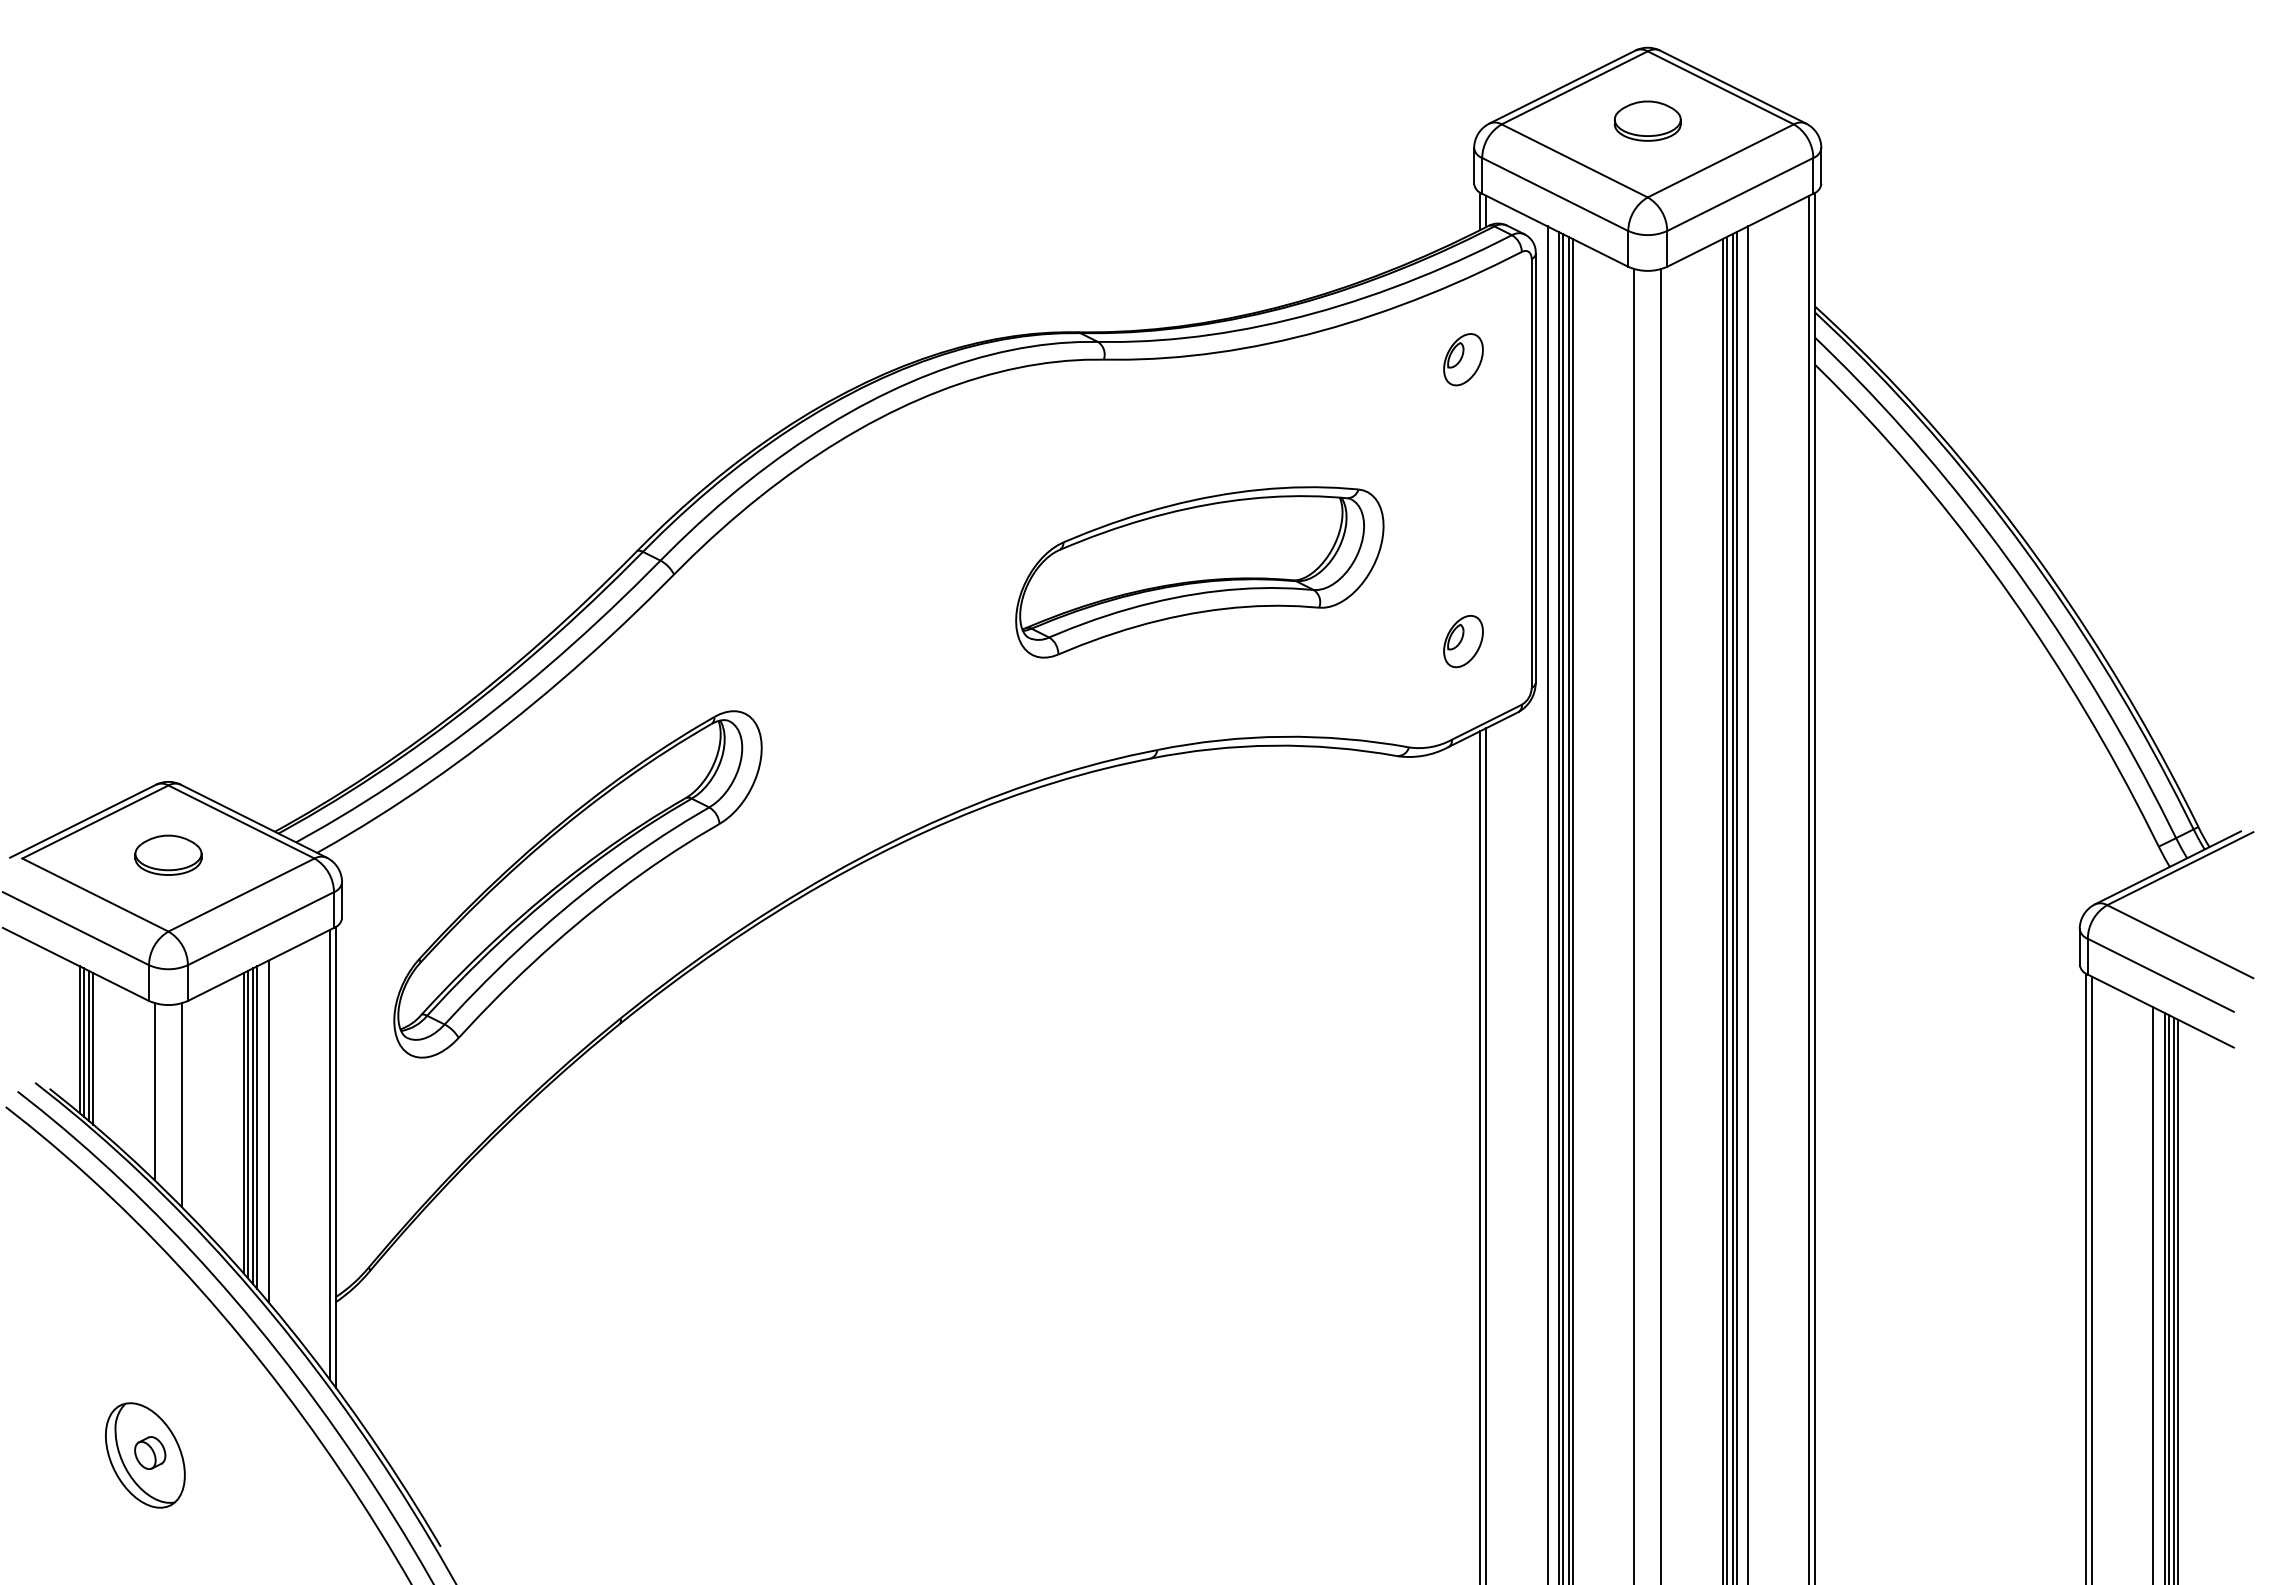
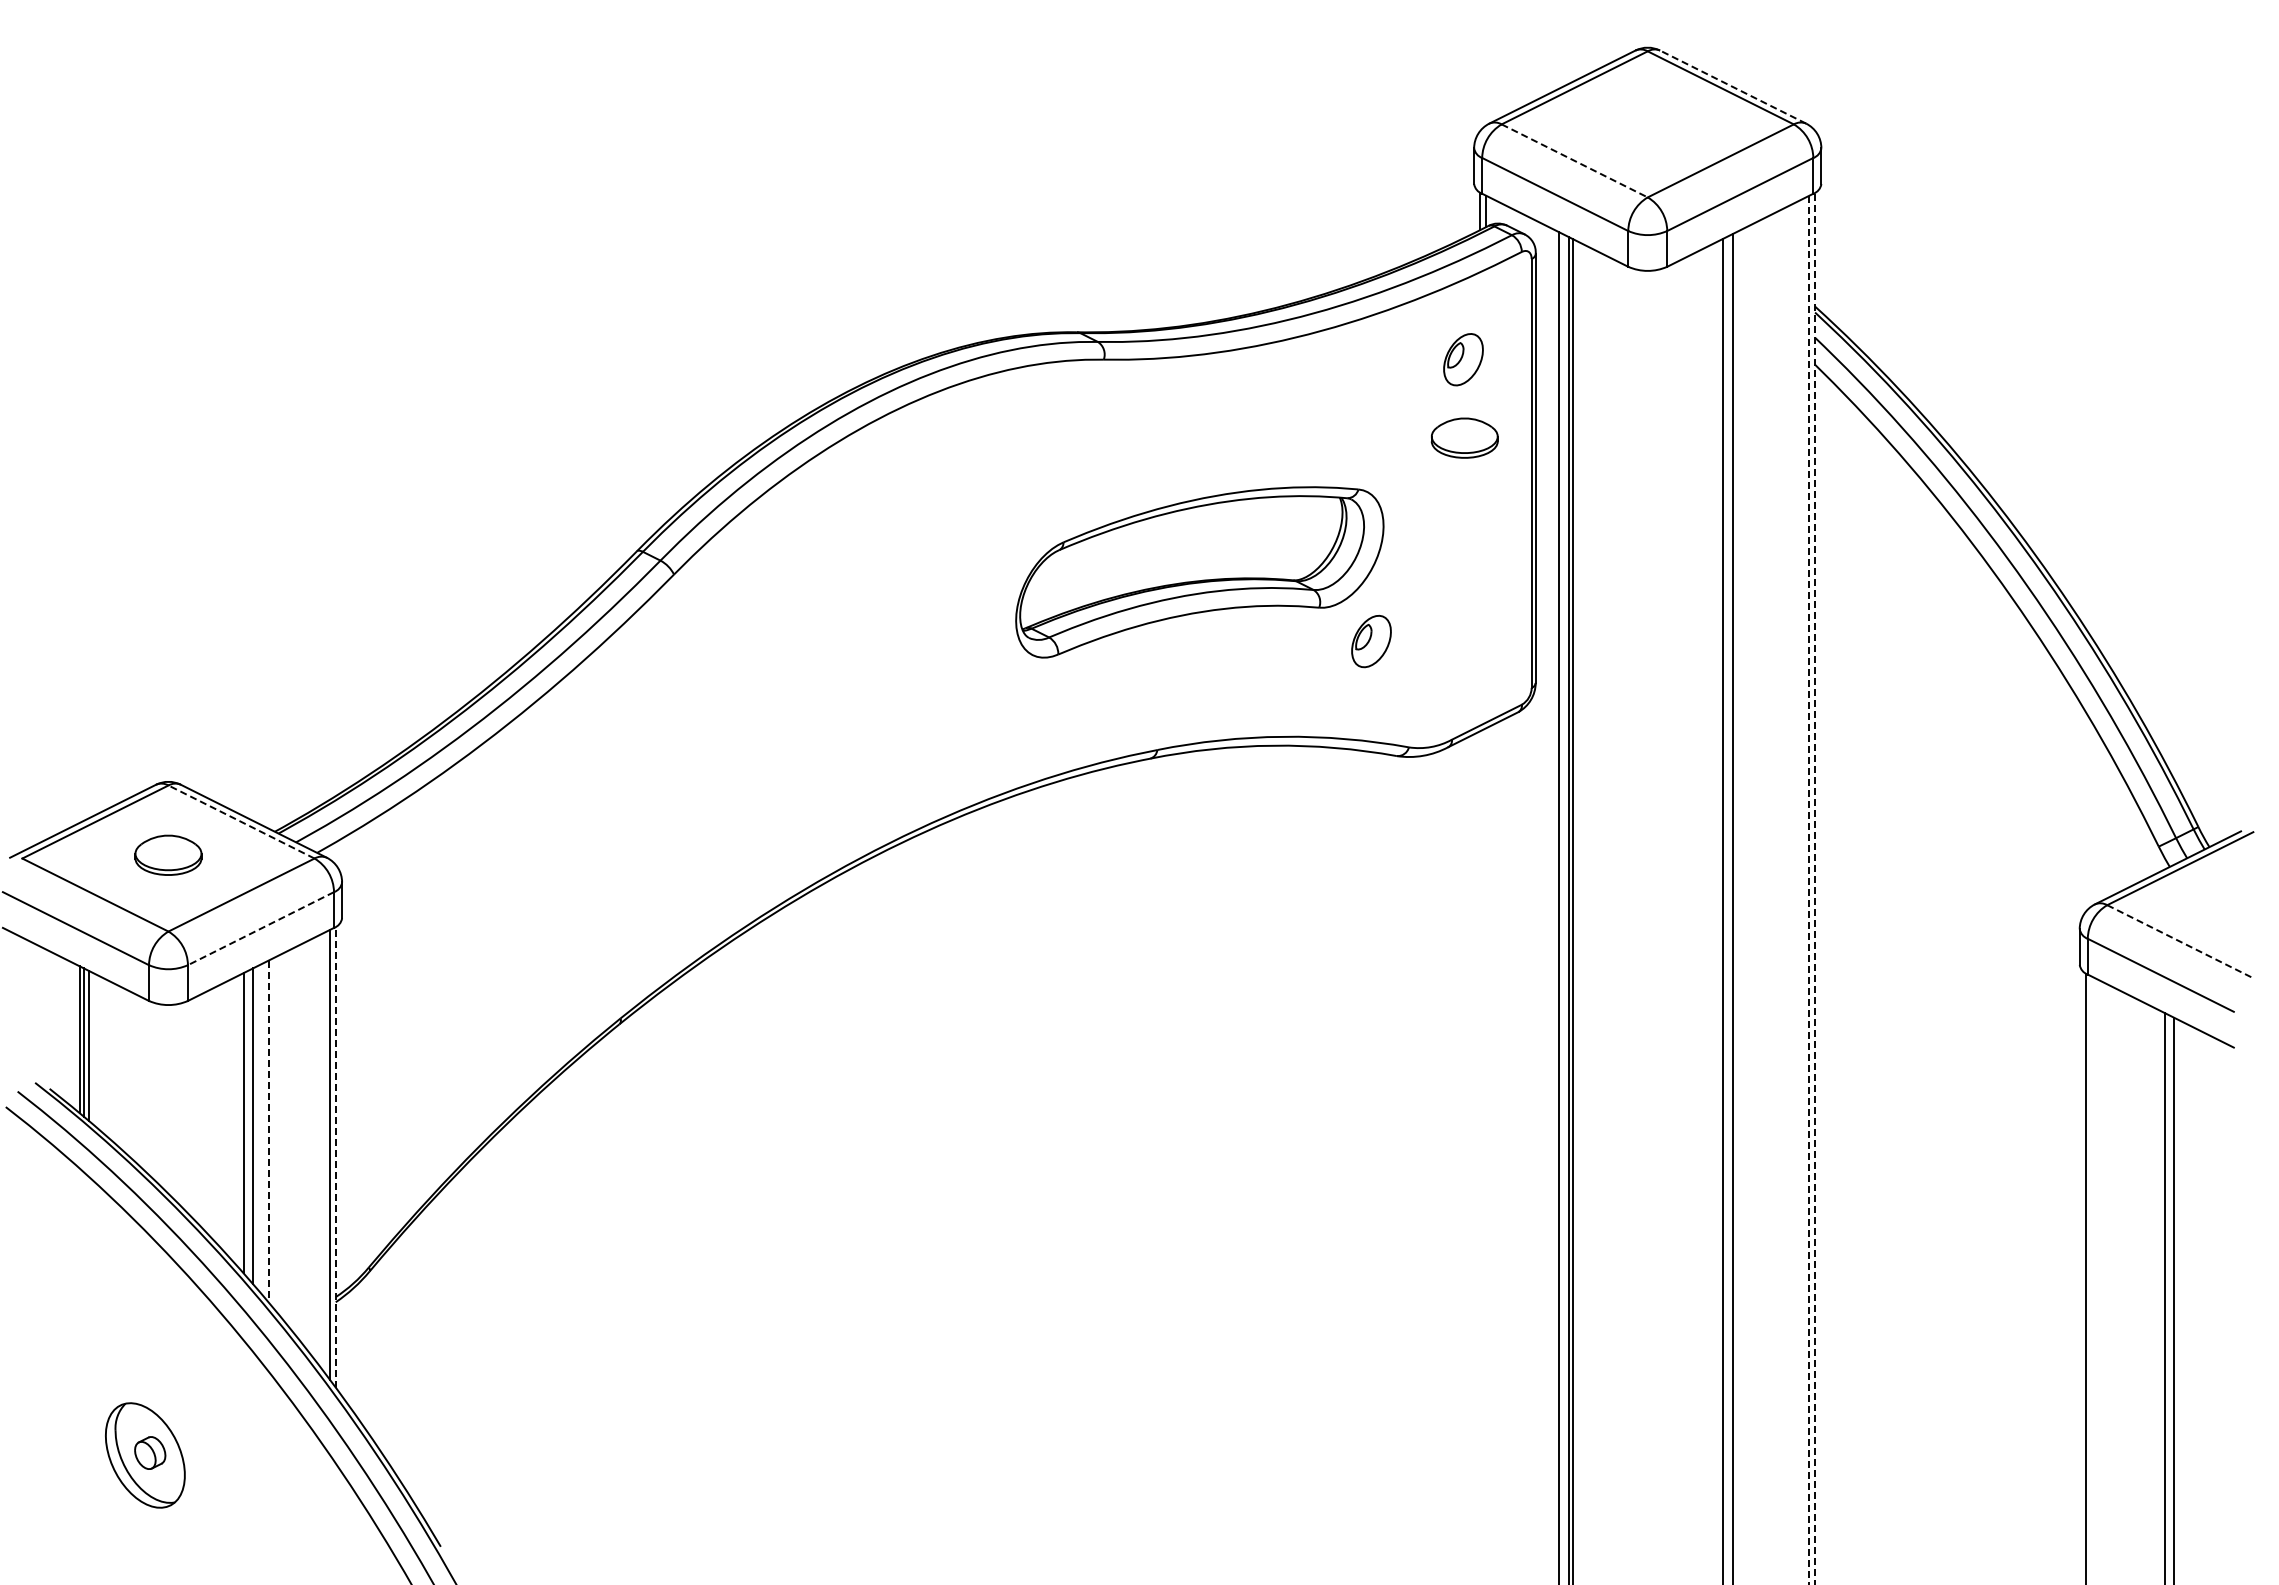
line: solid -> dashed (1733, 87)
part position: (1647, 120) -> (1464, 437) (1464, 437)
line: solid -> dashed (1574, 160)
part position: (1463, 641) -> (1371, 641) (1371, 641)
line: solid -> dashed (241, 822)
part: present -> none (577, 884)
line: solid -> dashed (1815, 888)
line: solid -> dashed (1809, 890)
line: present -> none (1547, 903)
line: present -> none (1747, 903)
line: present -> none (1736, 906)
line: present -> none (1563, 907)
line: present -> none (1726, 908)
line: present -> none (1634, 925)
line: present -> none (1661, 925)
line: solid -> dashed (261, 928)
line: solid -> dashed (2180, 941)
line: present -> none (93, 1048)
line: present -> none (154, 1091)
line: present -> none (182, 1105)
line: present -> none (247, 1124)
line: present -> none (257, 1127)
line: solid -> dashed (268, 1131)
line: present -> none (1486, 1154)
line: solid -> dashed (335, 1156)
line: present -> none (1480, 1156)
line: present -> none (2091, 1278)
line: present -> none (2153, 1294)
line: present -> none (2168, 1297)
line: present -> none (2178, 1300)
